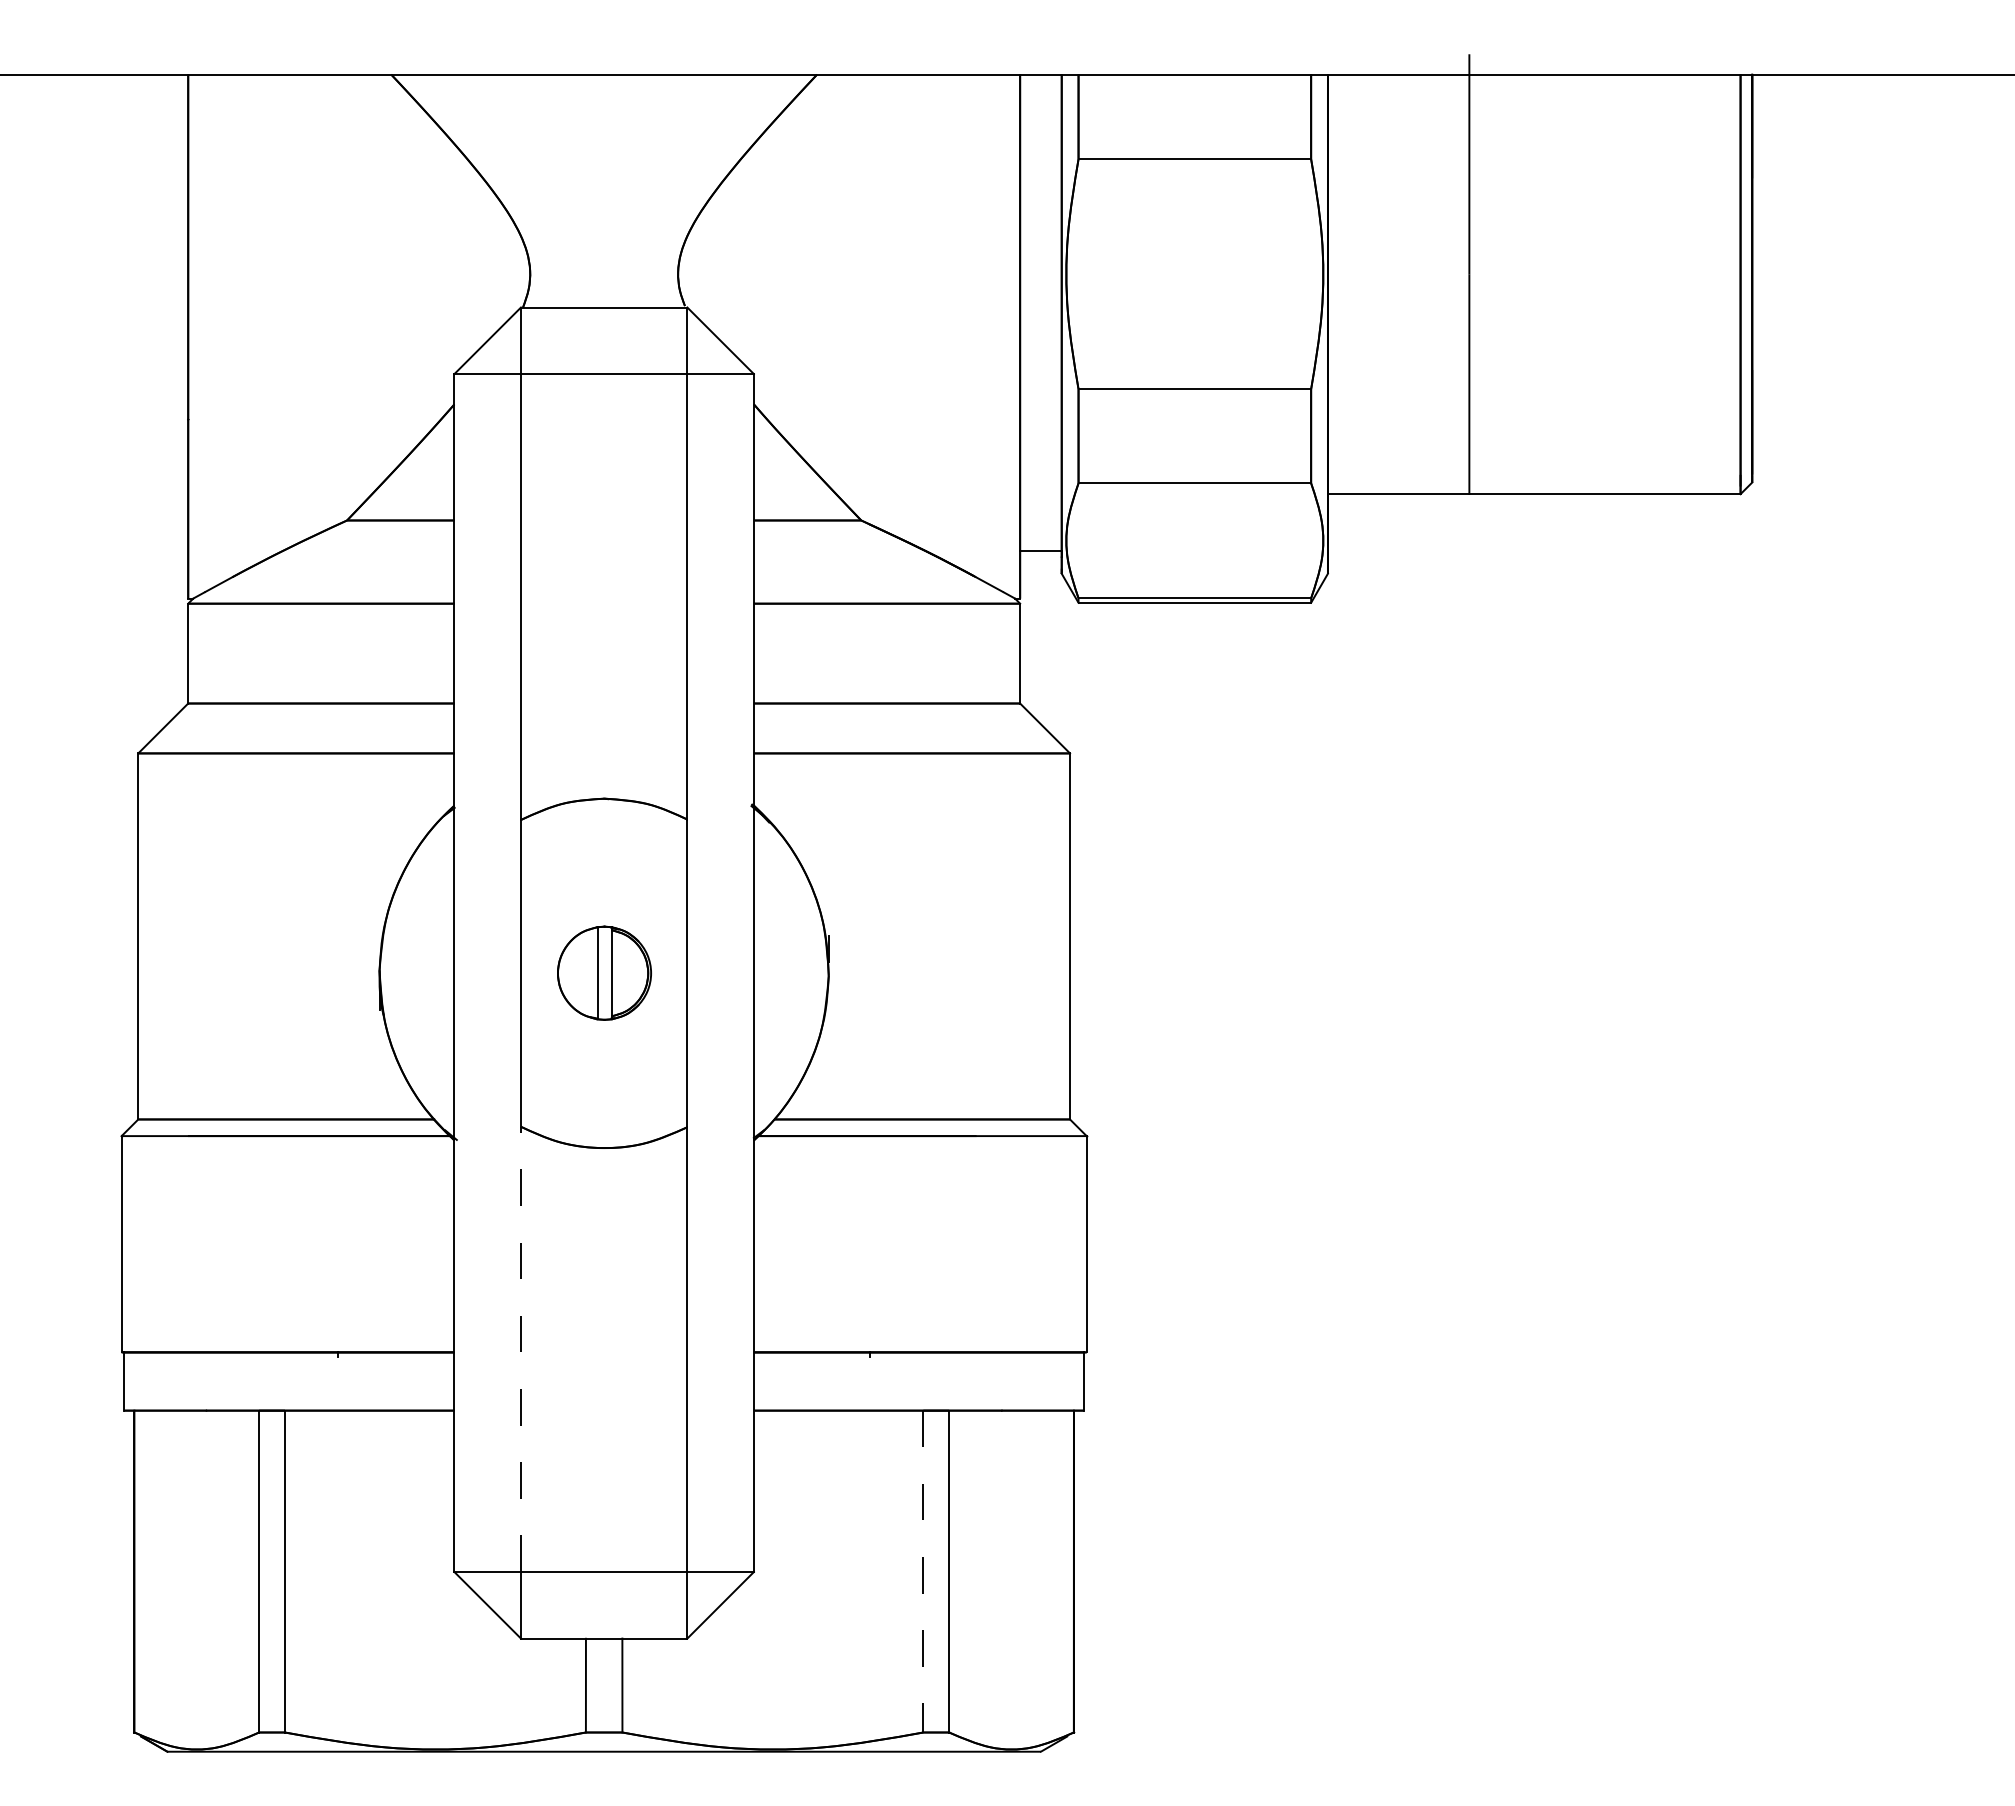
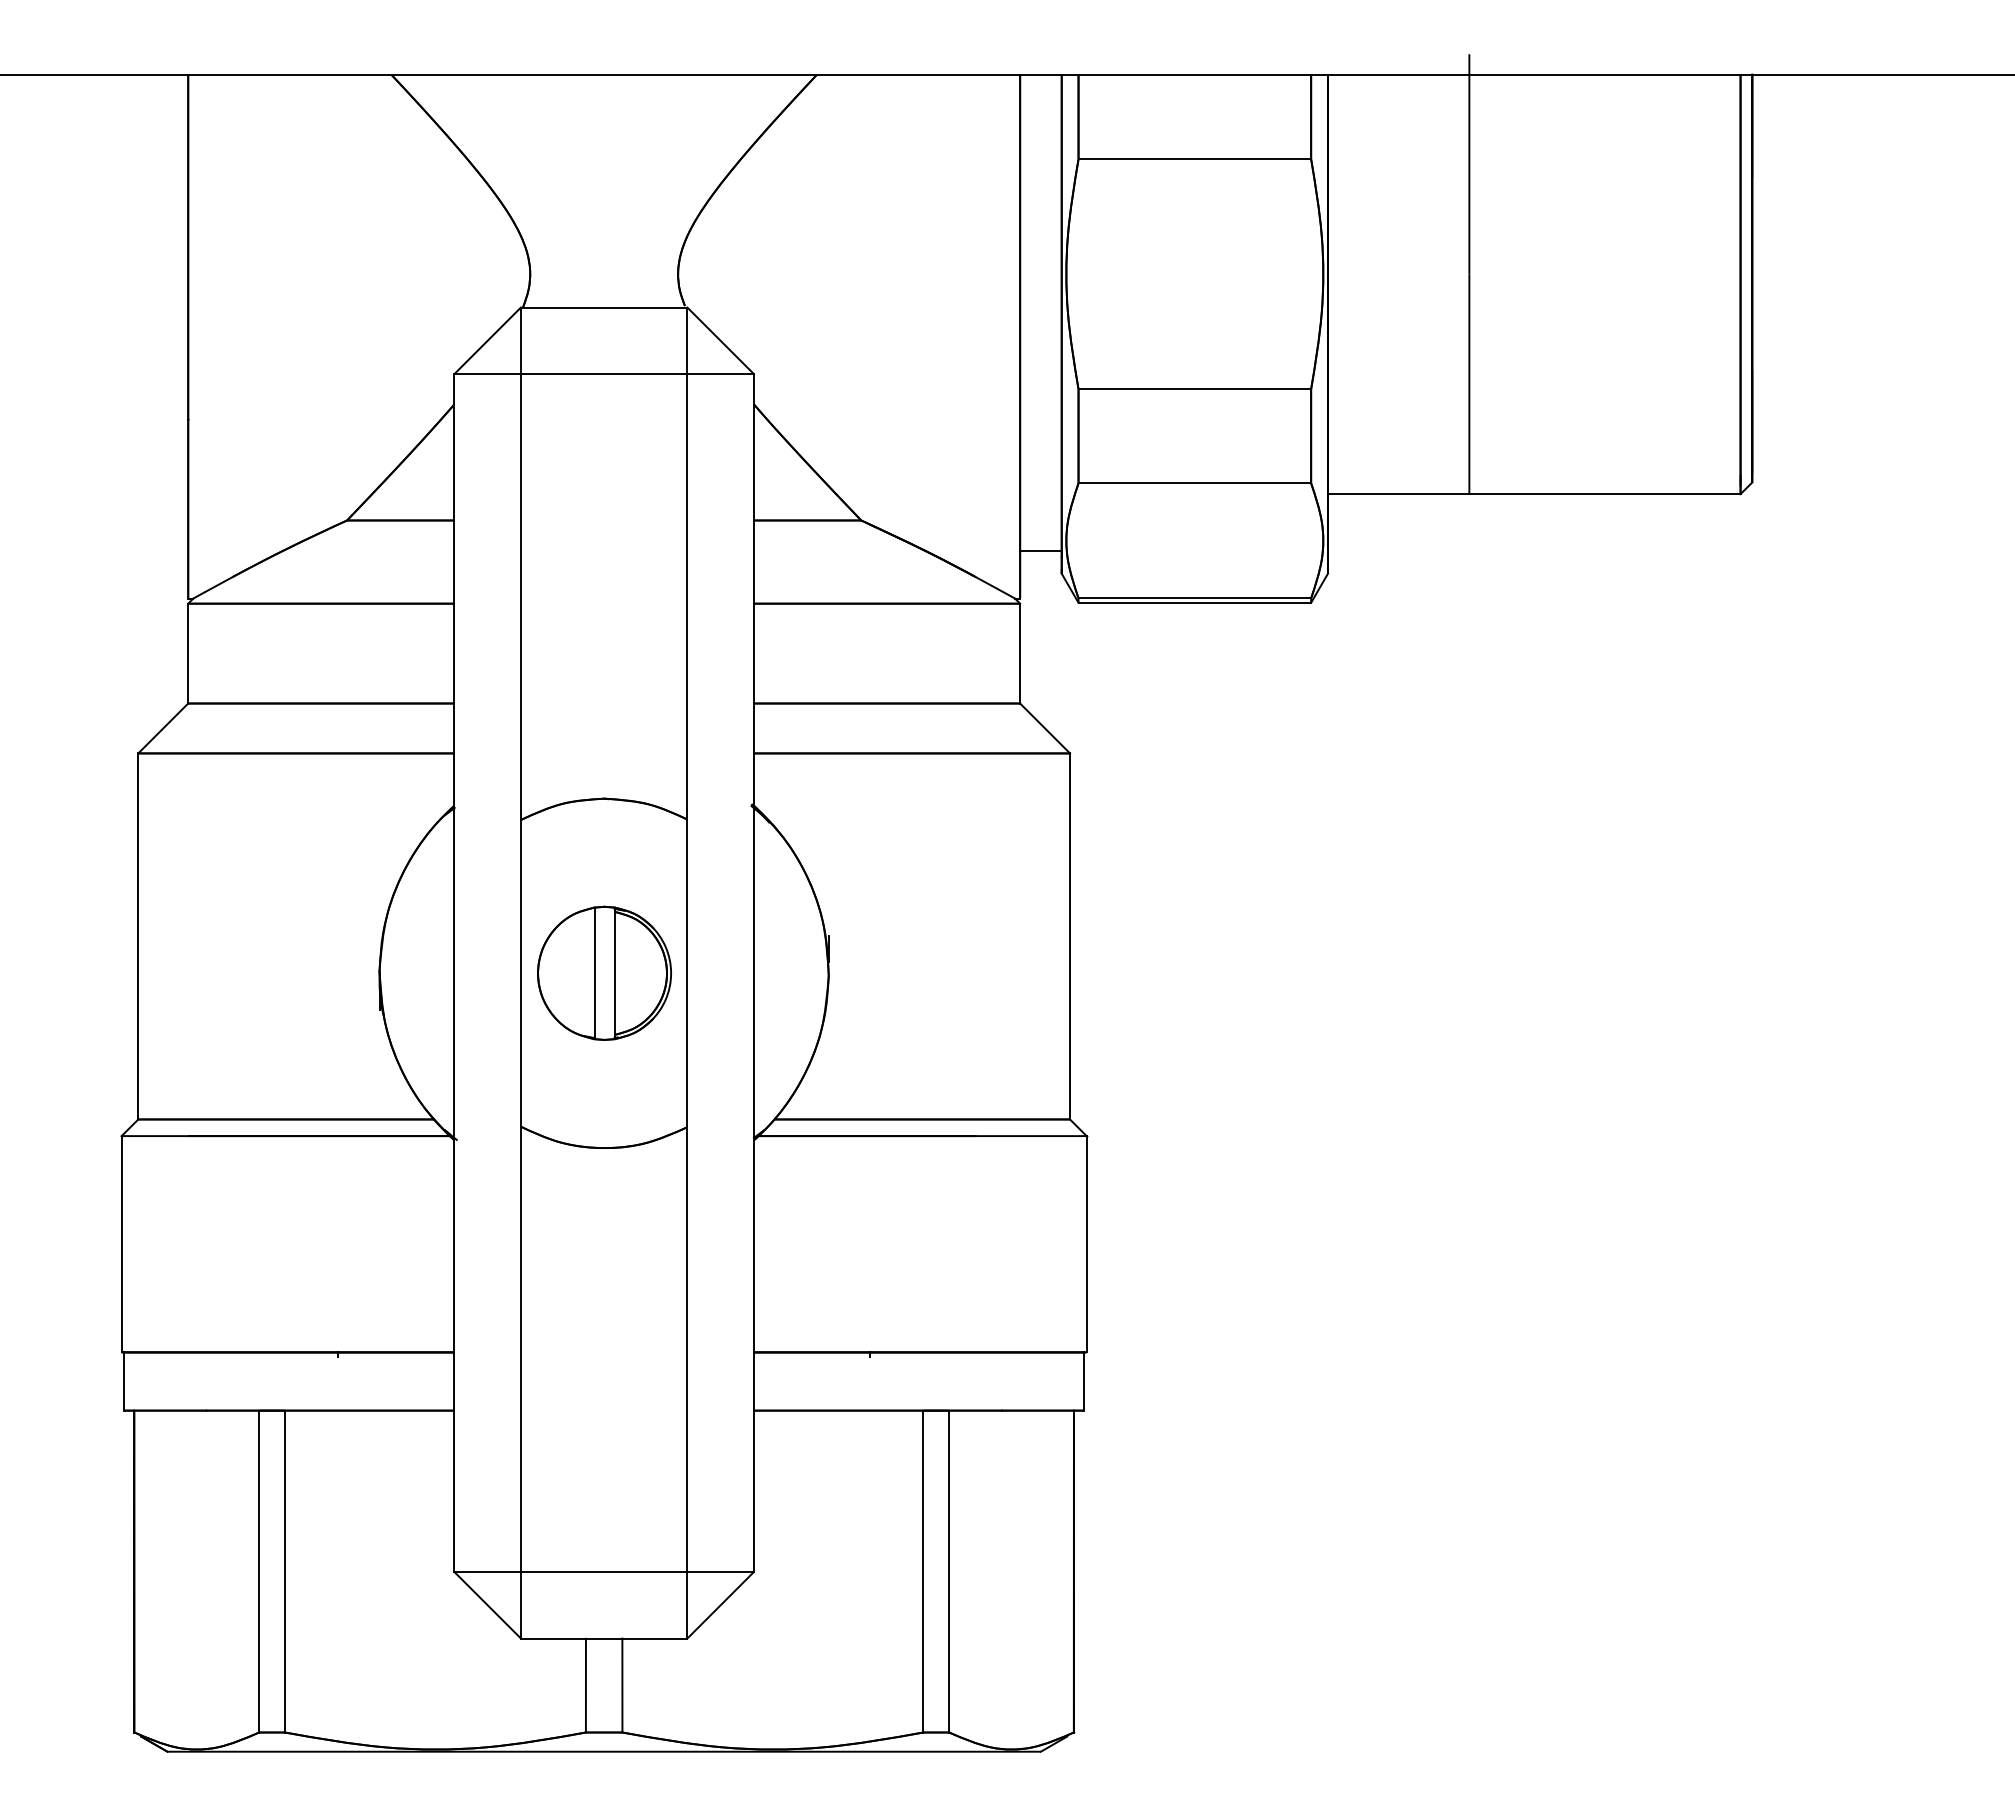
part size: 95x96 px -> 135x136 px (604, 972)
line: dashed -> solid (520, 1349)
line: dashed -> solid (923, 1571)
